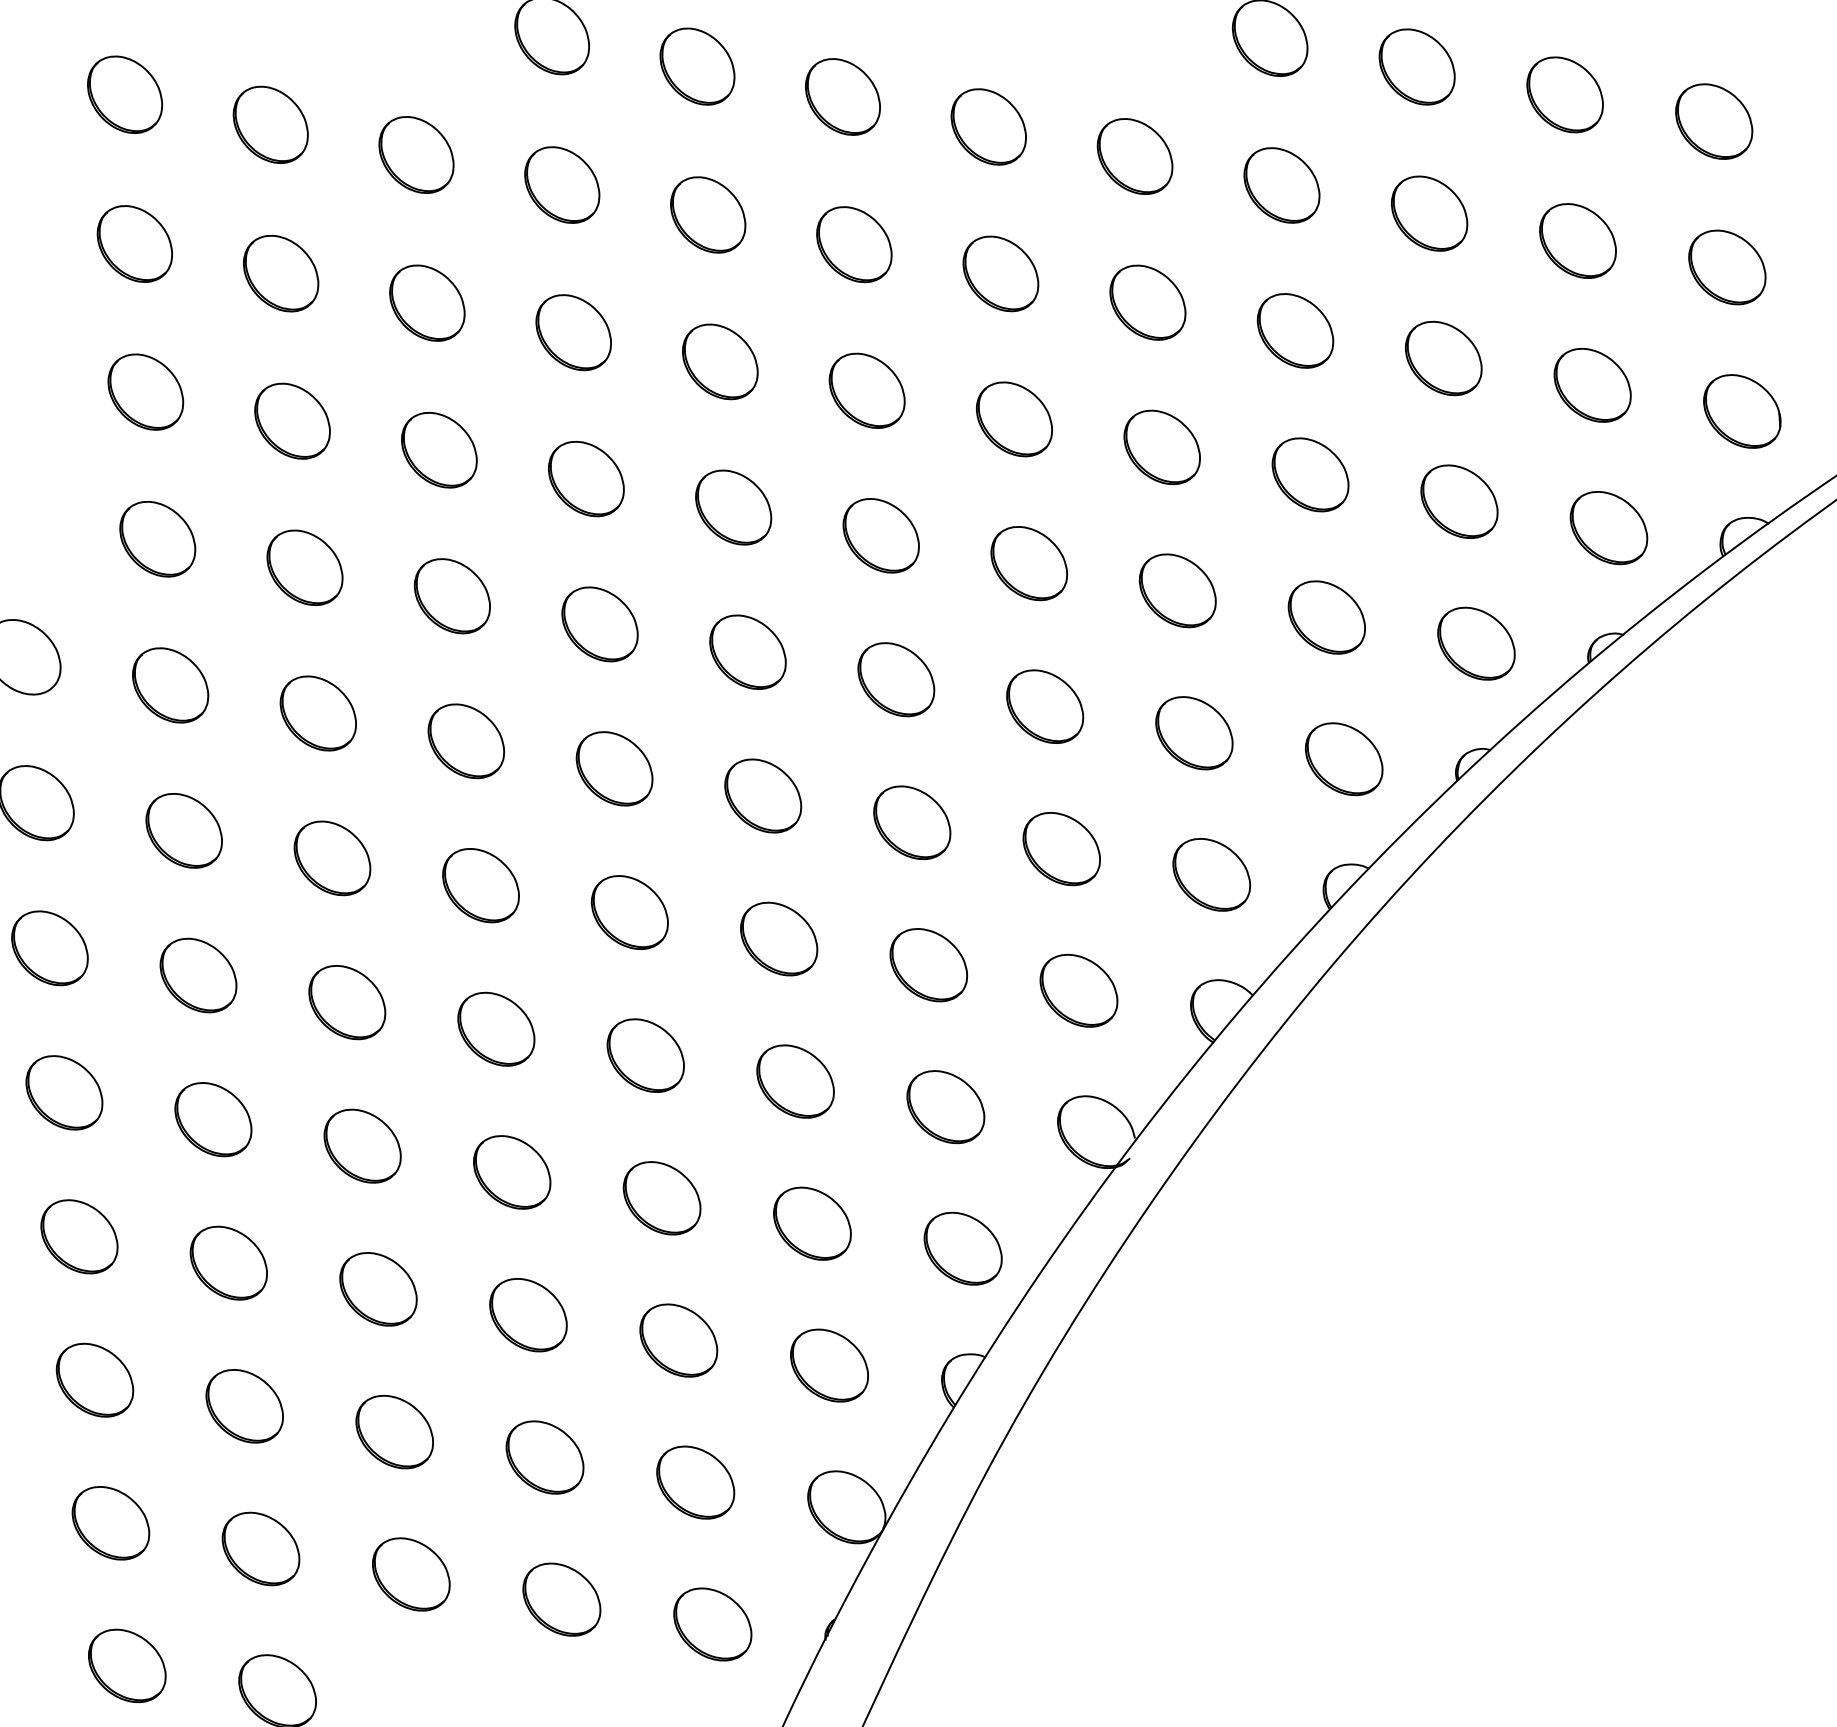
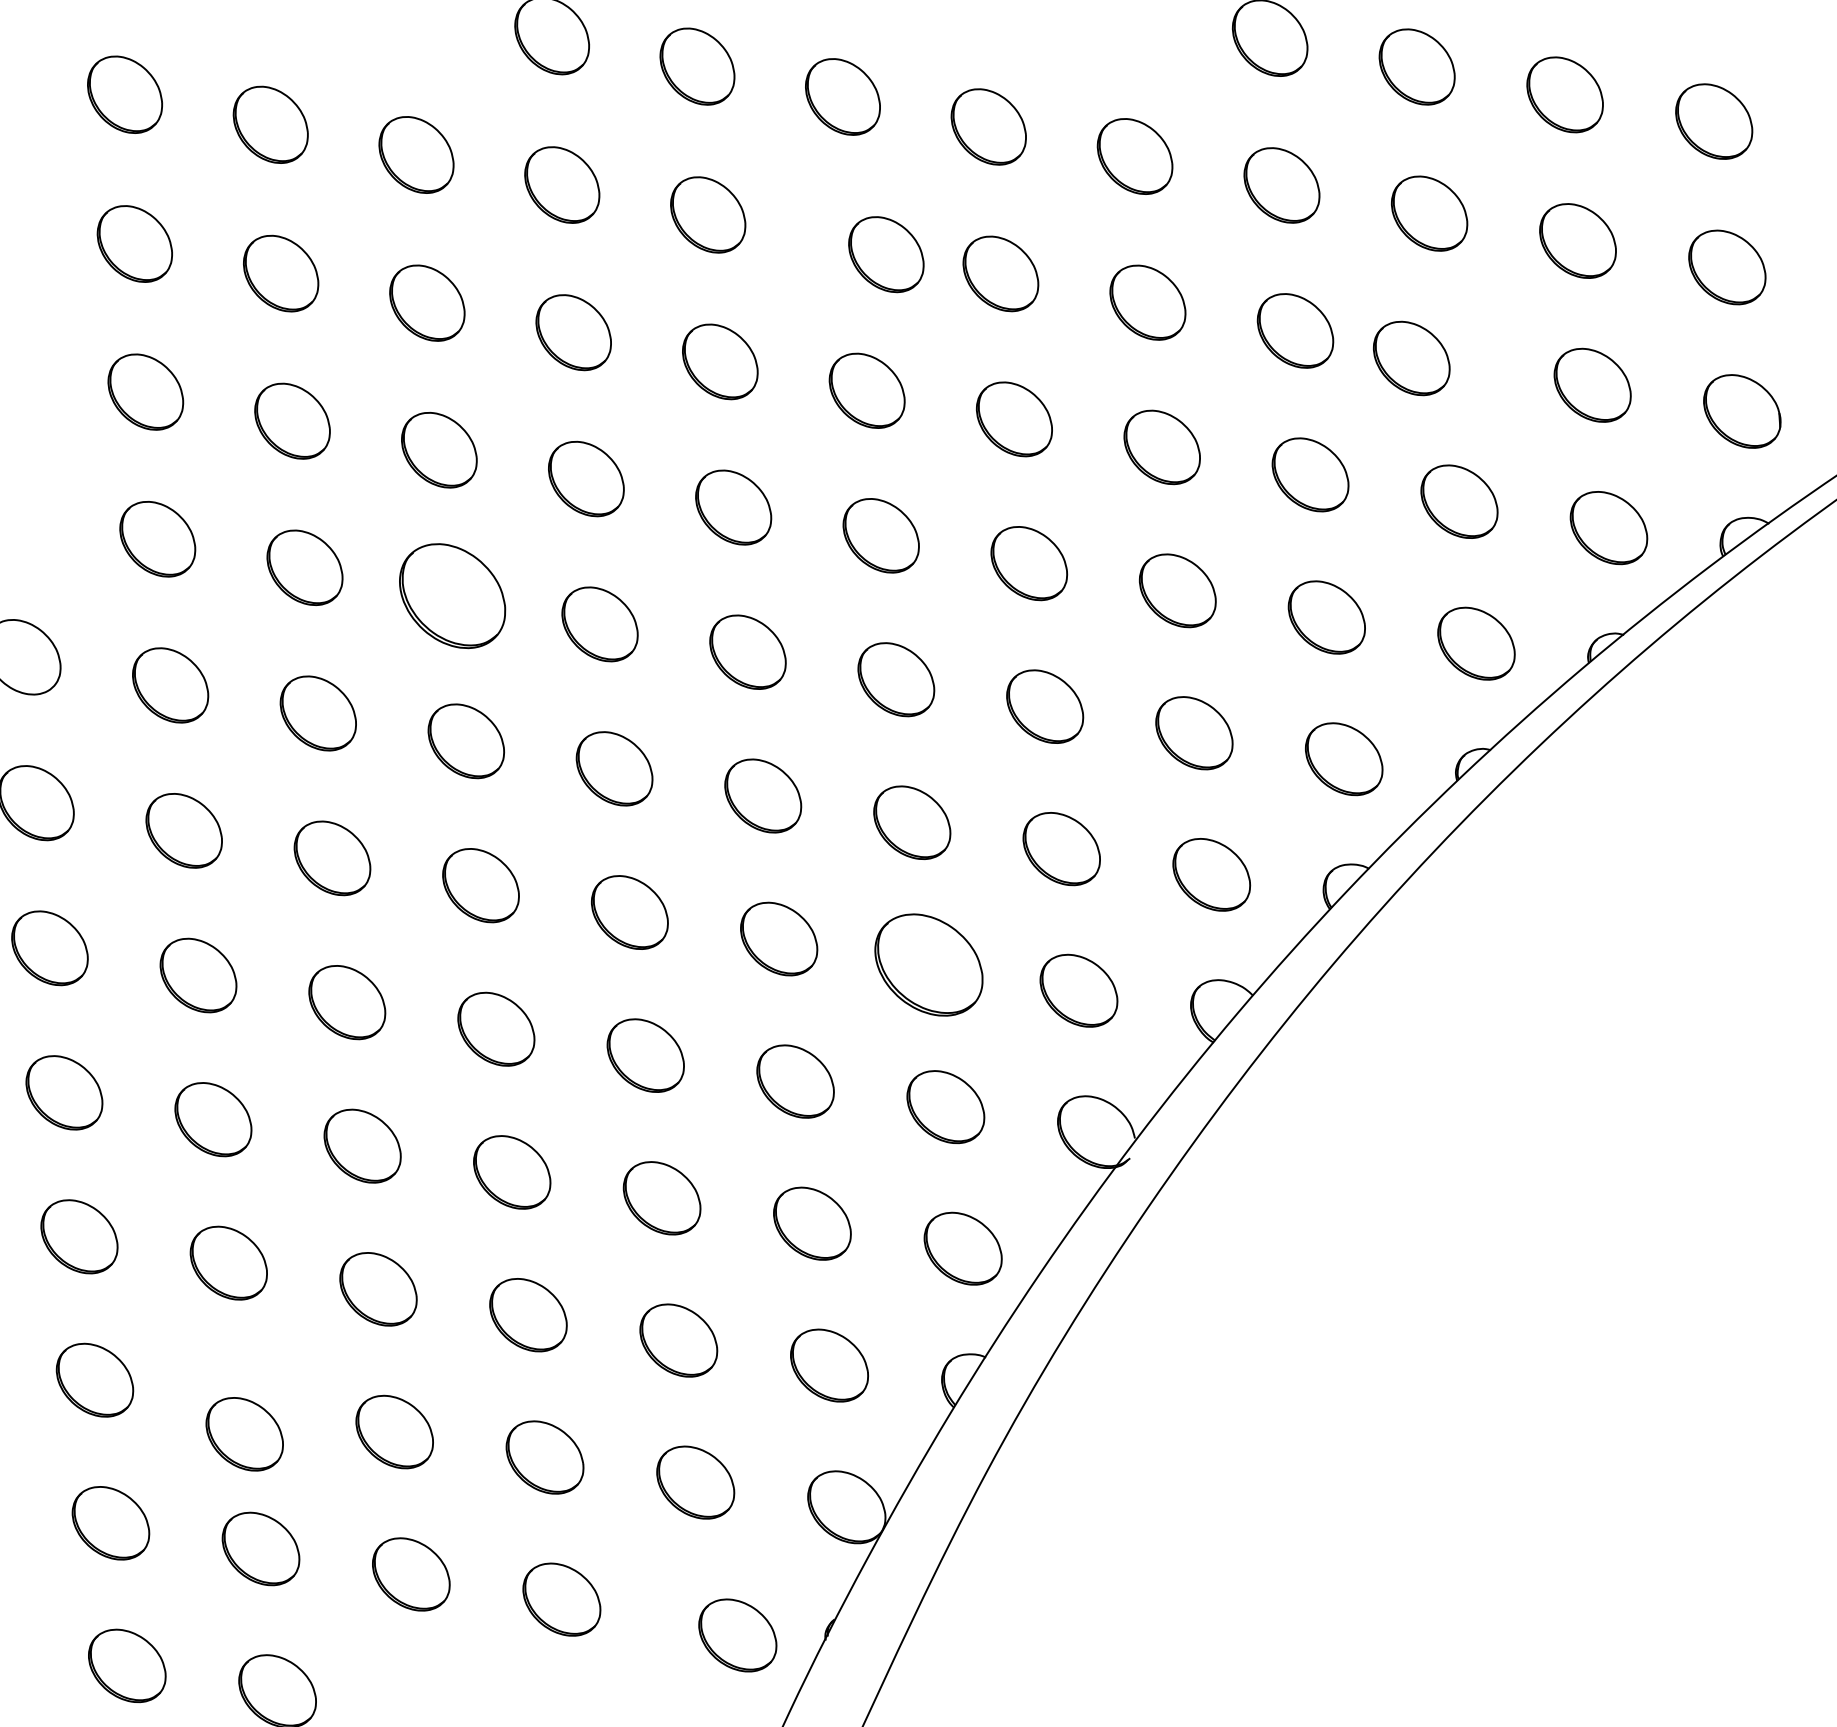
part position: (854, 244) -> (886, 254) (886, 254)
part position: (1443, 358) -> (1411, 358) (1411, 358)
part size: 78x77 px -> 108x107 px (452, 596)
part size: 79x75 px -> 110x104 px (928, 964)
part position: (244, 1406) -> (244, 1434) (244, 1434)
part position: (712, 1624) -> (737, 1635) (737, 1635)
